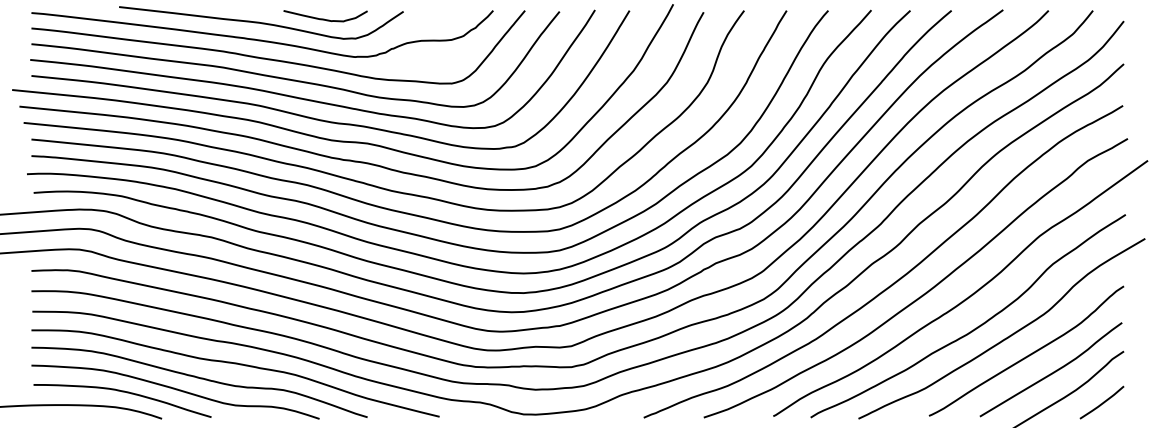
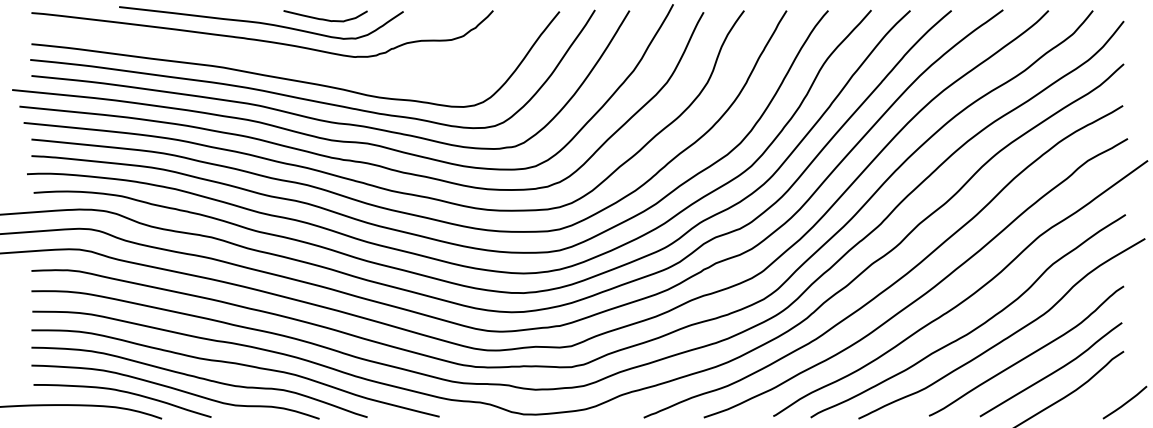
curve: present -> none (278, 59)
curve position: (1102, 402) -> (1125, 402) (1125, 402)
